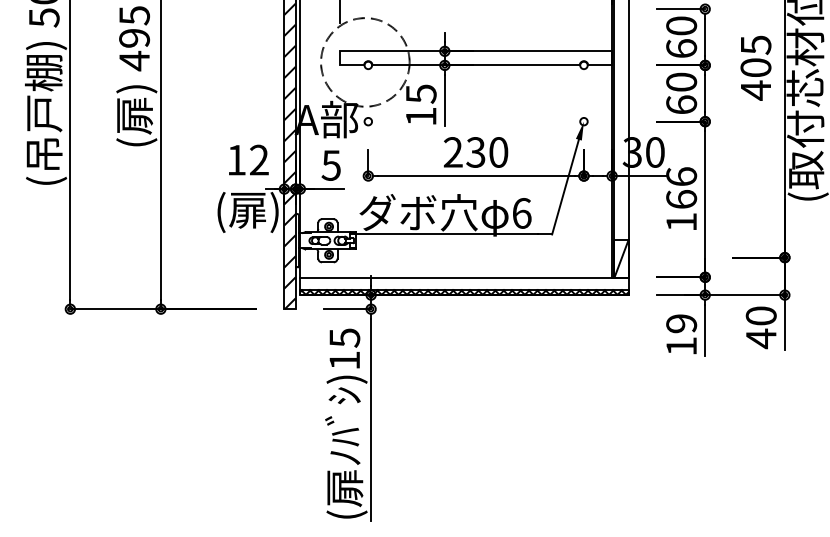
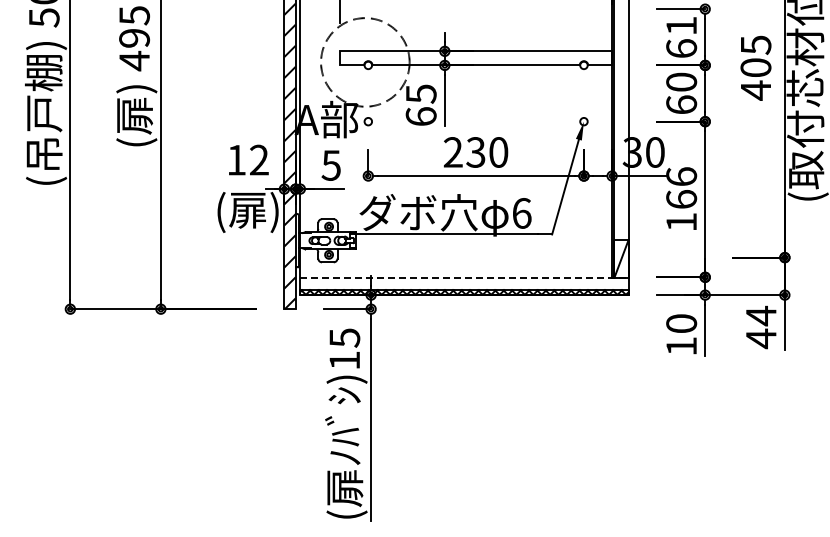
text: 60 -> 61 (681, 25)
text: 15 -> 65 (420, 116)
line: solid -> dashed (464, 277)
text: 40 -> 44 (760, 315)
text: 19 -> 10 (681, 323)
